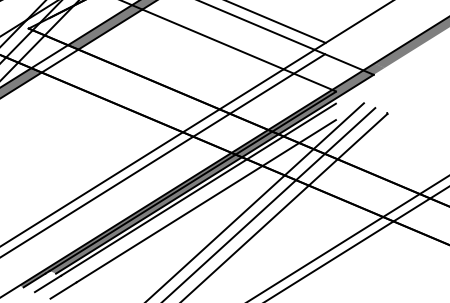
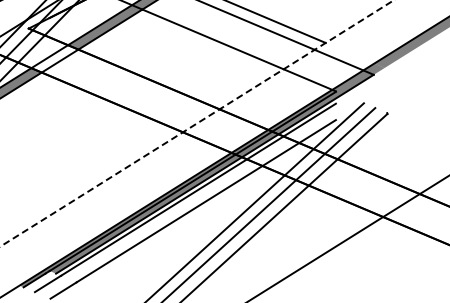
line: solid -> dashed (196, 123)
line: present -> none (163, 155)
line: present -> none (357, 243)
